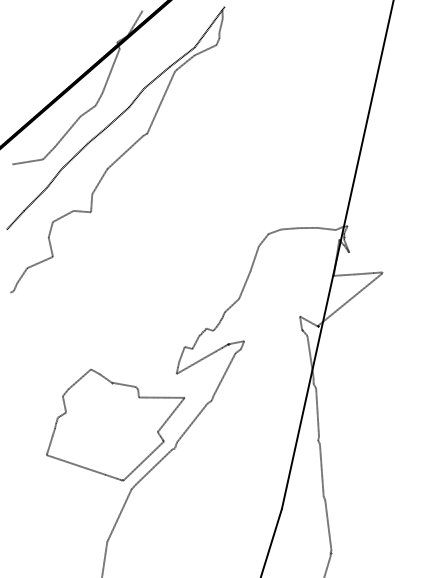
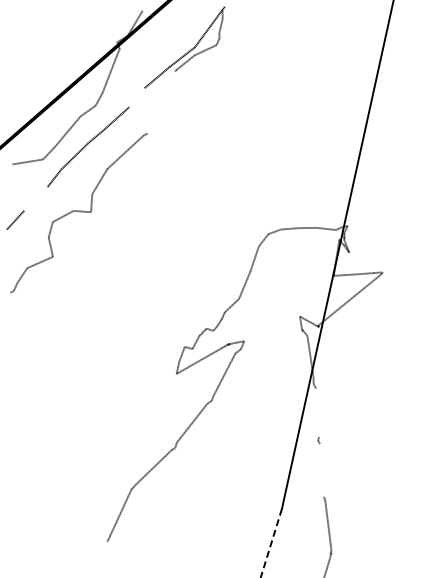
line: present -> none (136, 97)
line: present -> none (160, 102)
line: present -> none (35, 198)
line: present -> none (317, 412)
part: present -> none (115, 425)
line: present -> none (321, 470)
line: solid -> dashed (271, 543)
line: present -> none (104, 557)
